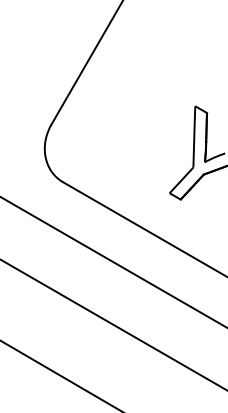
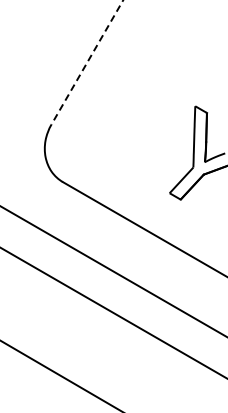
line: solid -> dashed (87, 62)
line position: (113, 261) -> (113, 271) (113, 271)
line position: (113, 324) -> (113, 312) (113, 312)
